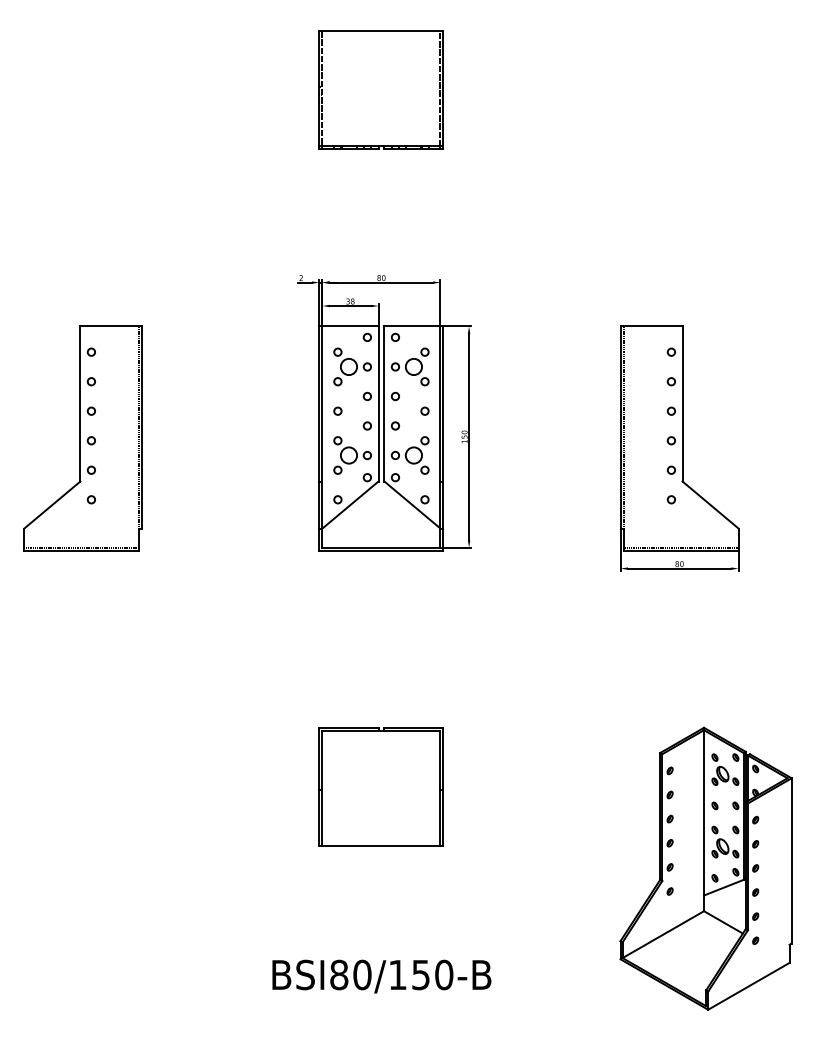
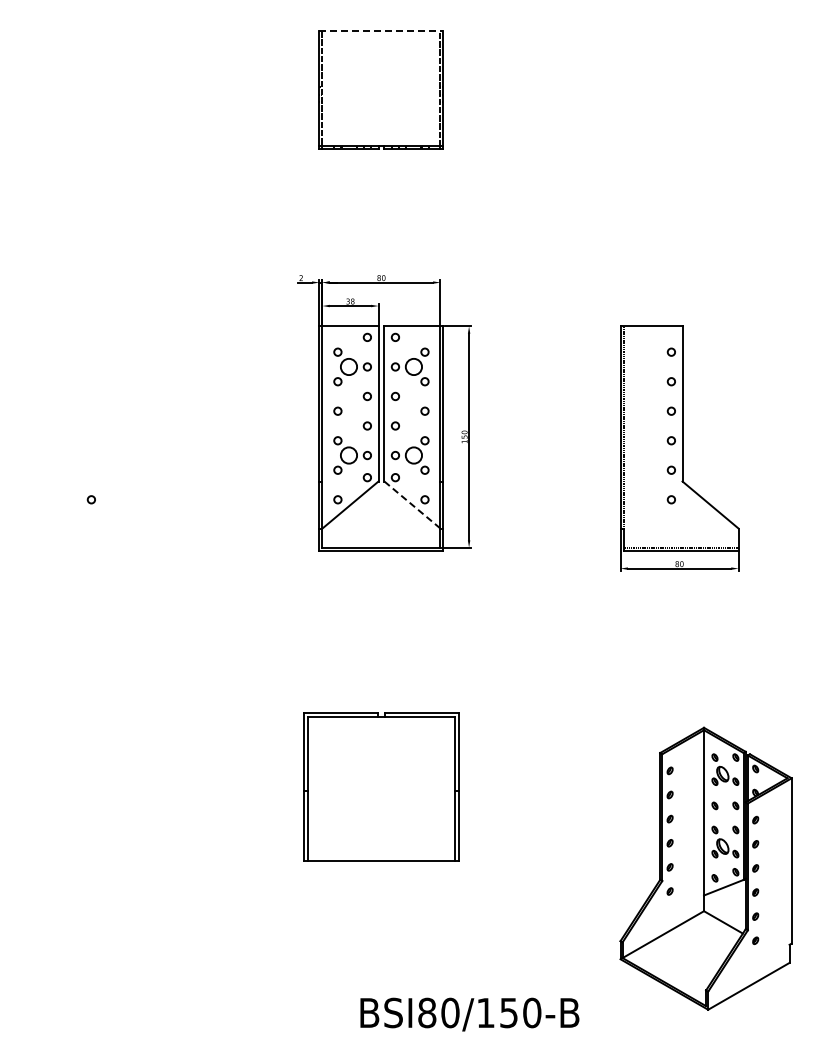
line: solid -> dashed (381, 31)
part: present -> none (82, 438)
line: solid -> dashed (412, 505)
part size: 126x120 px -> 157x150 px (381, 786)
text position: (381, 976) -> (469, 1014) (469, 1014)
